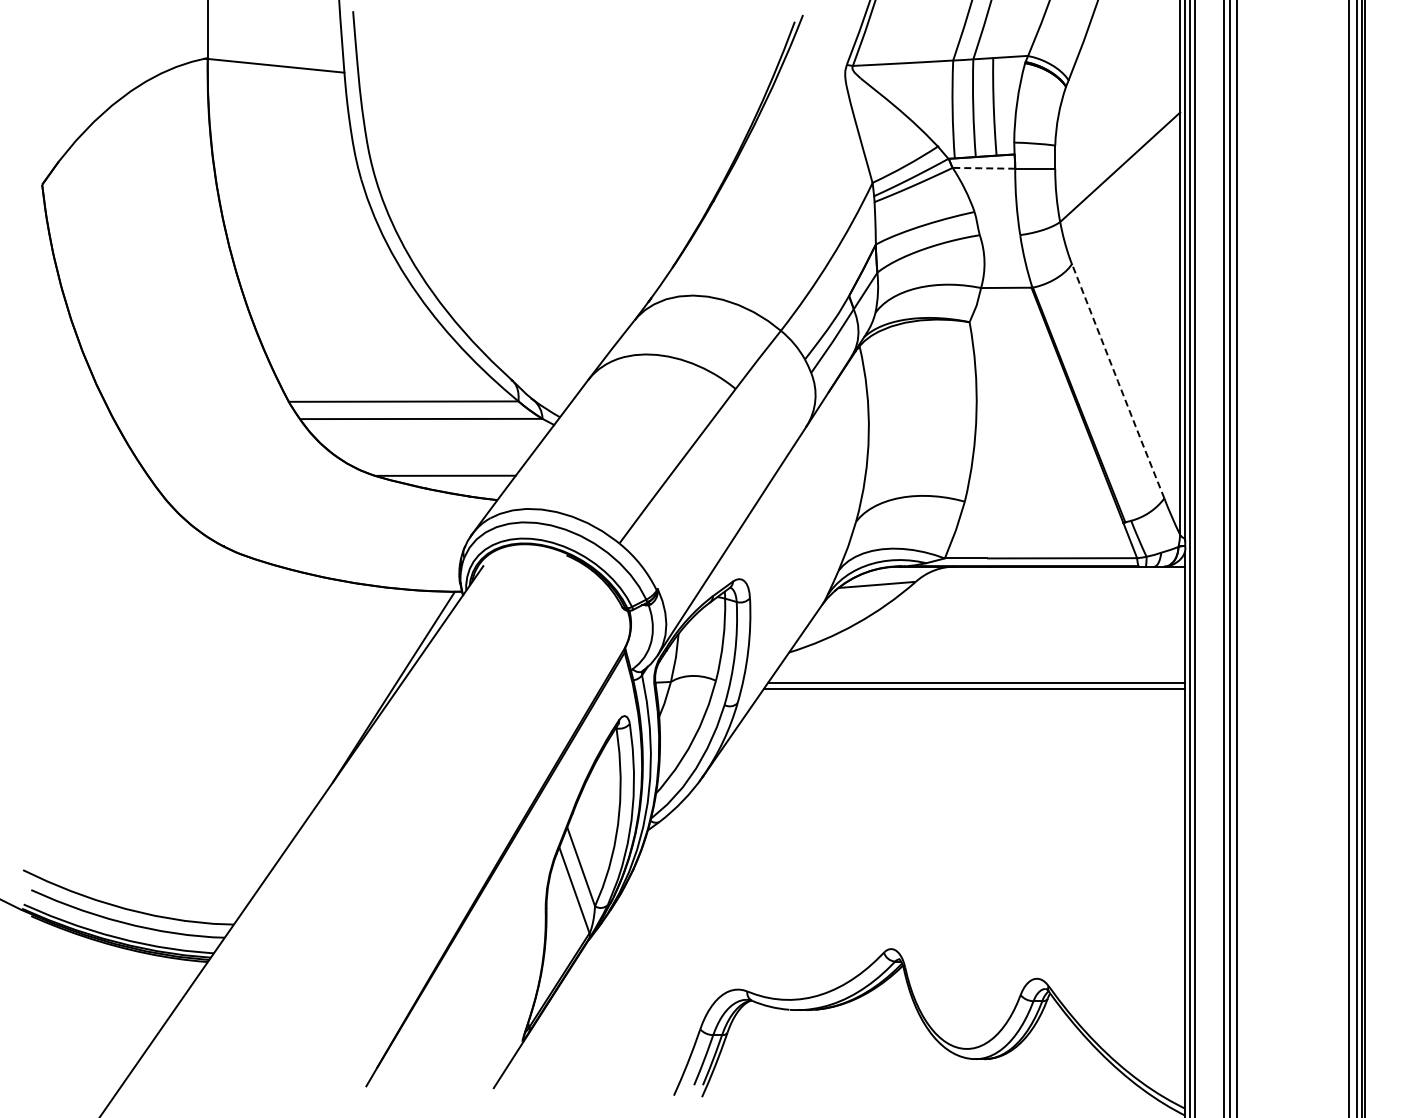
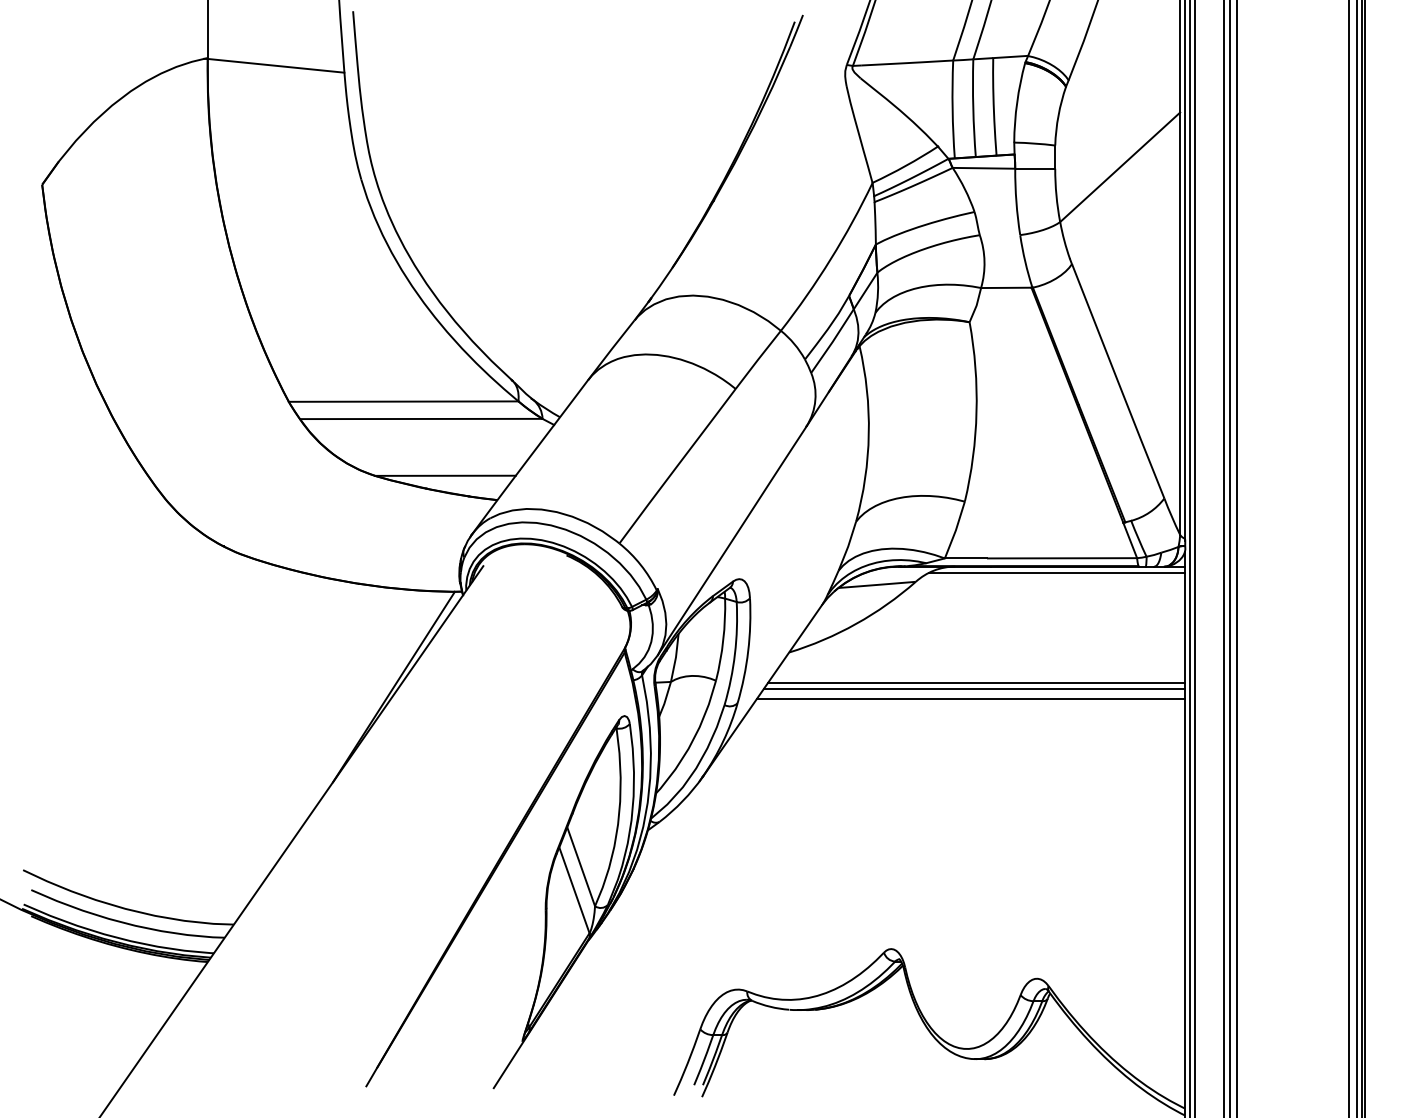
line: dashed -> solid (983, 168)
line: dashed -> solid (1118, 381)
line: none -> present (1056, 572)
line: none -> present (970, 698)
